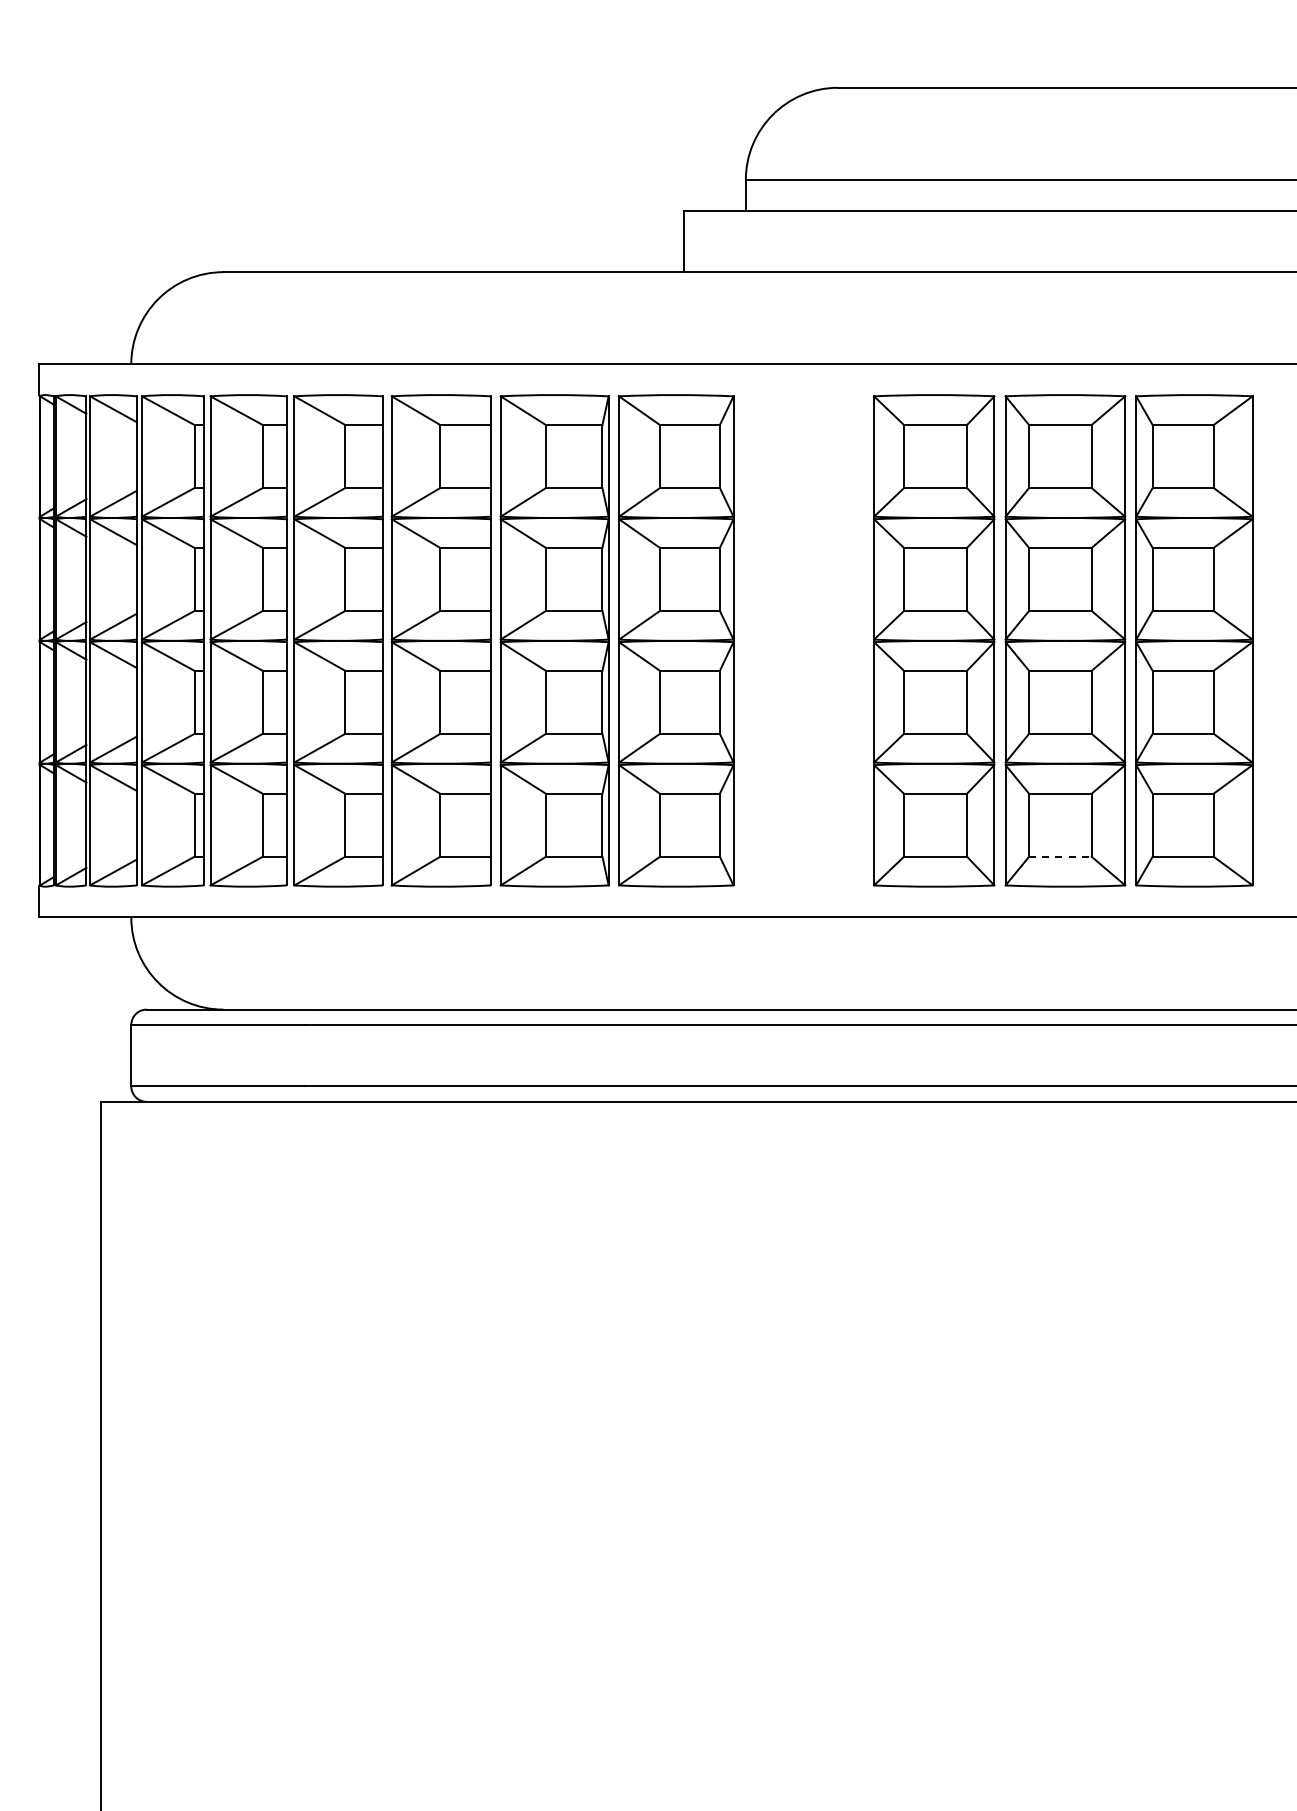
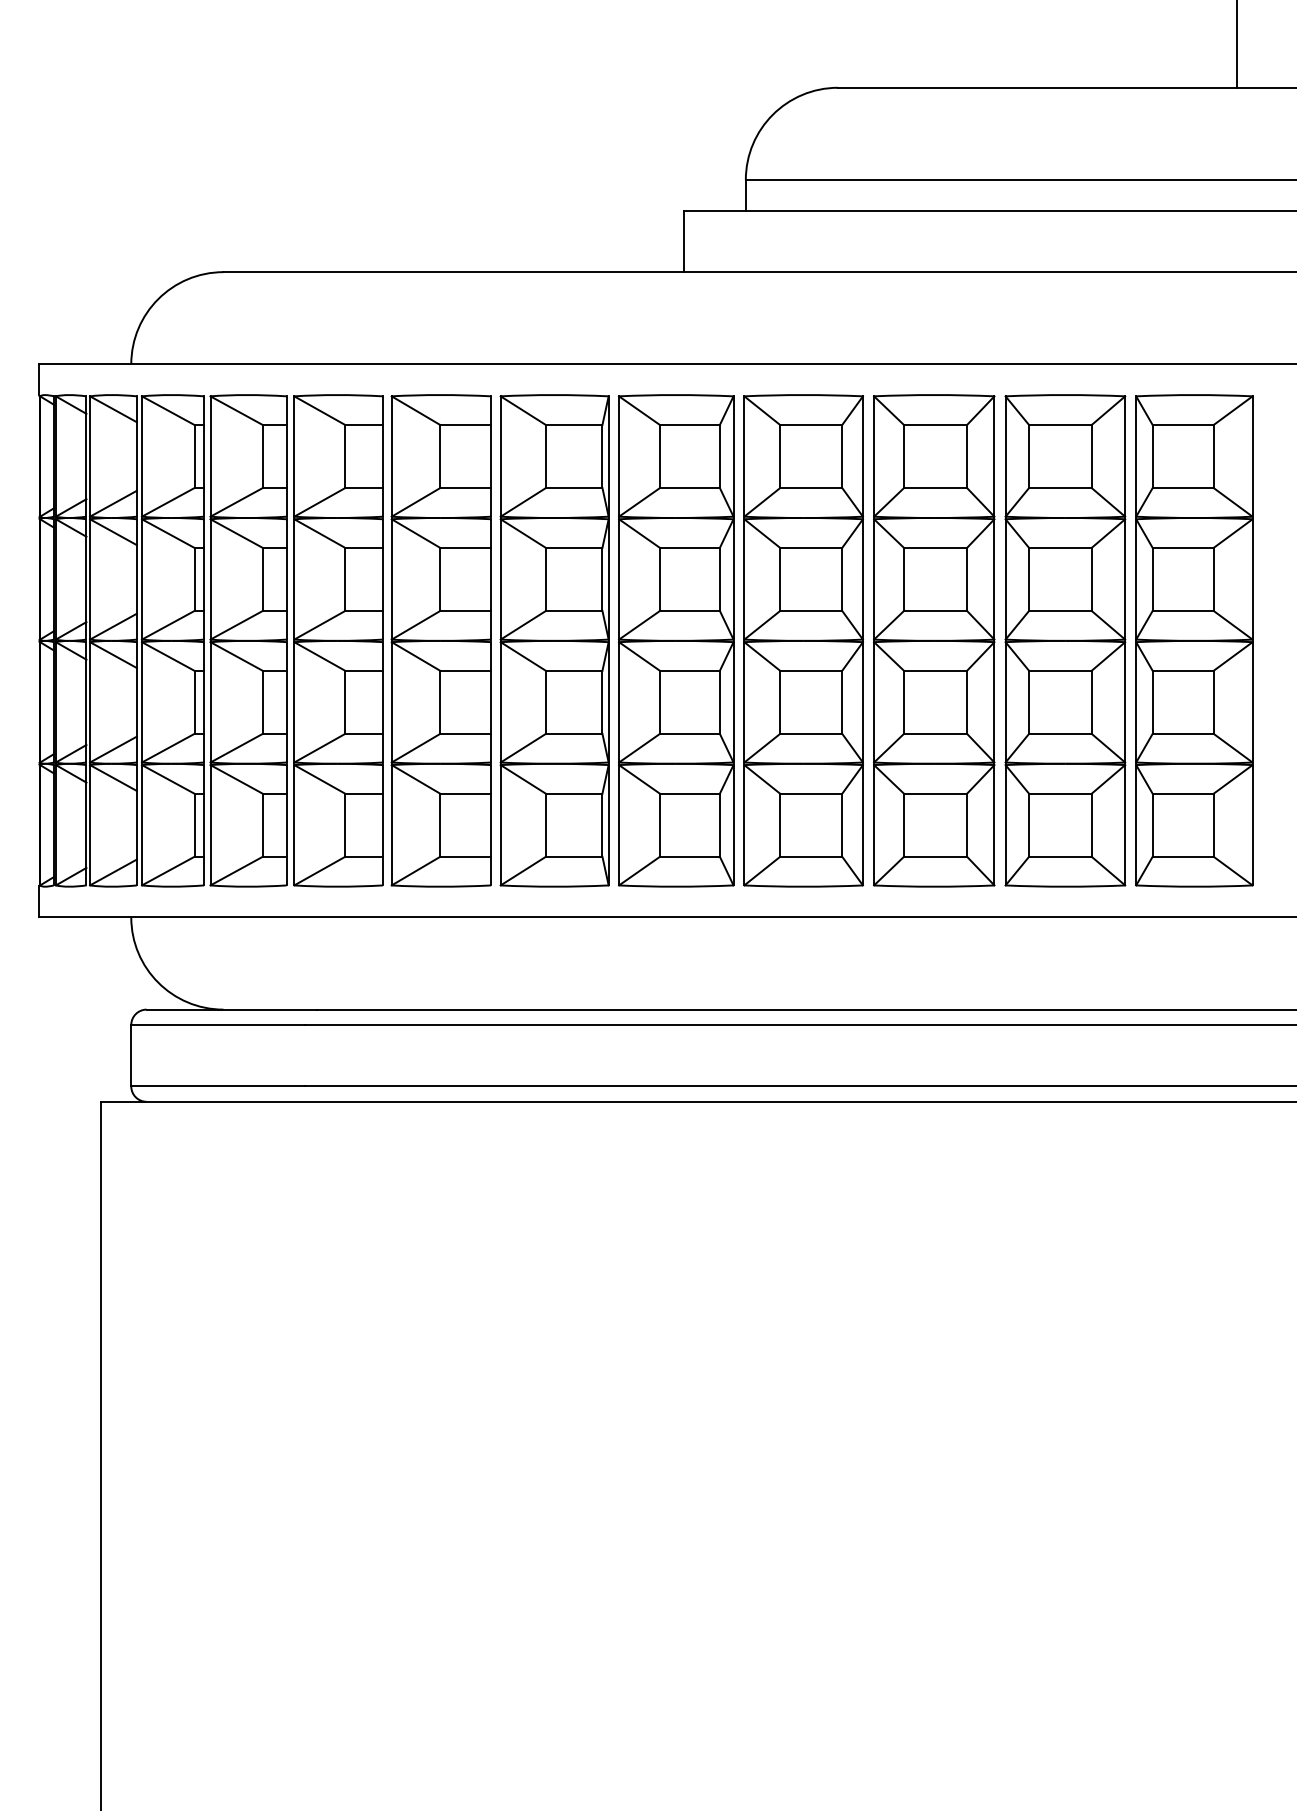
line: none -> present (1237, 44)
part: none -> present (803, 640)
line: dashed -> solid (1060, 856)
